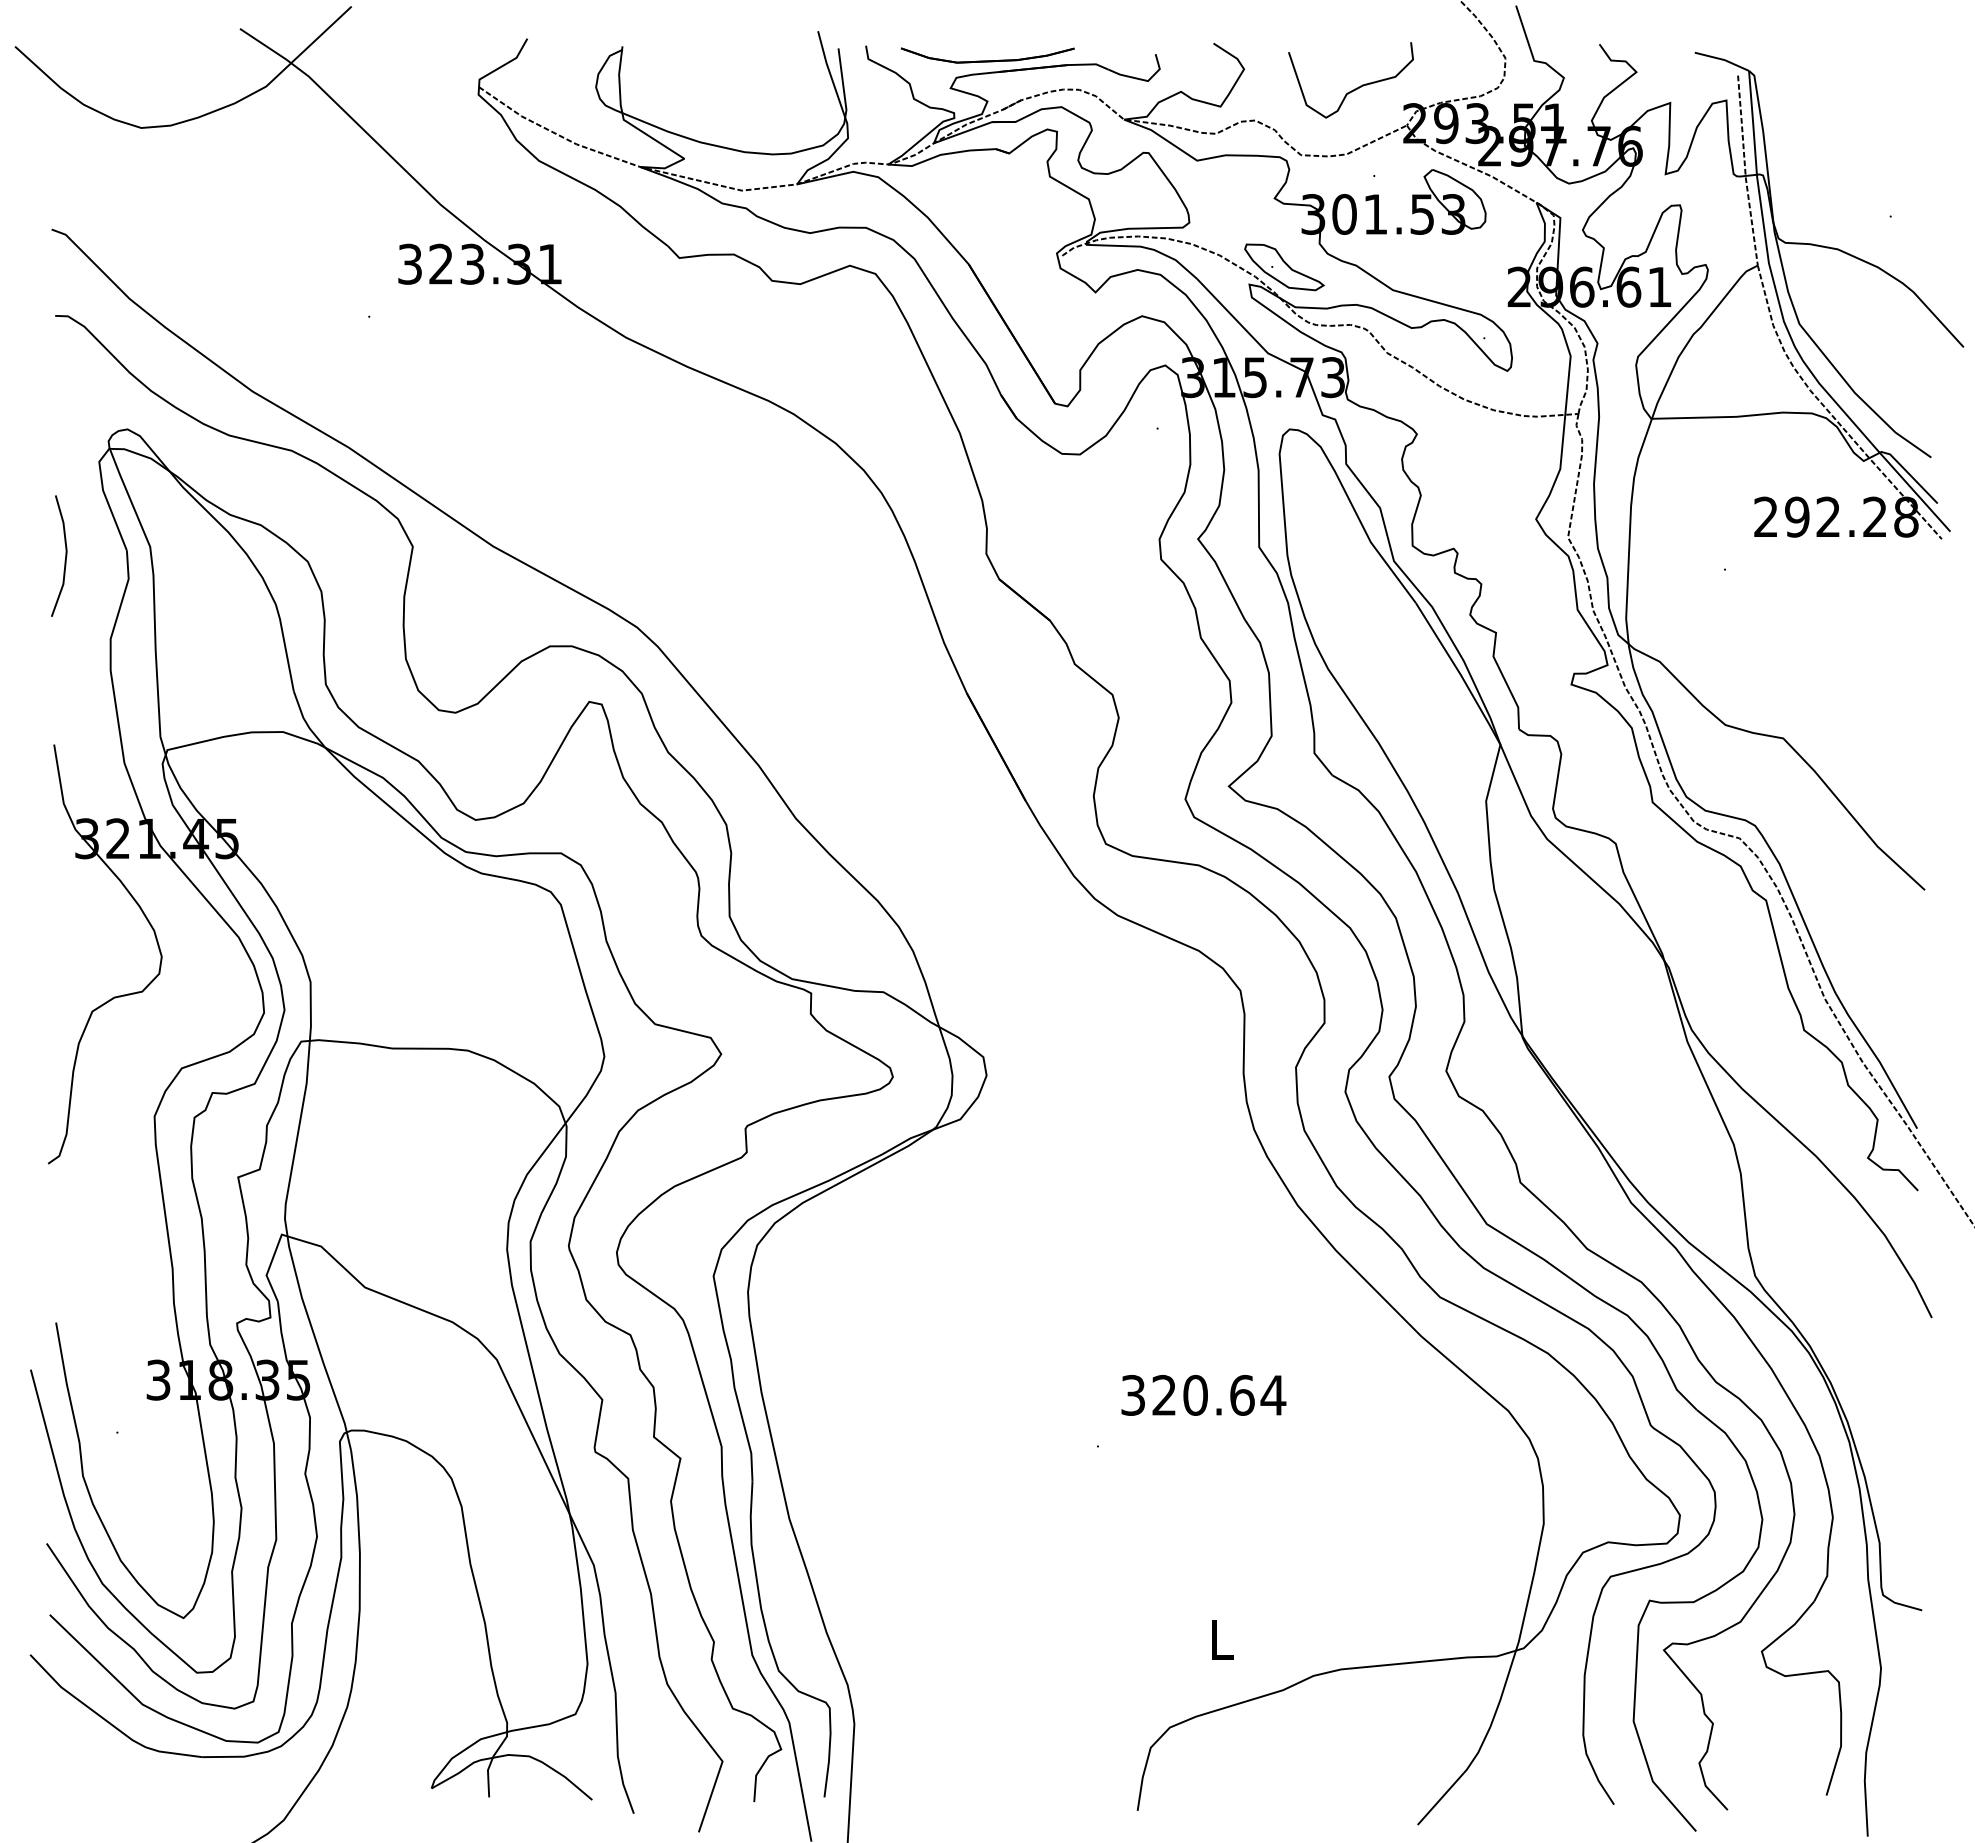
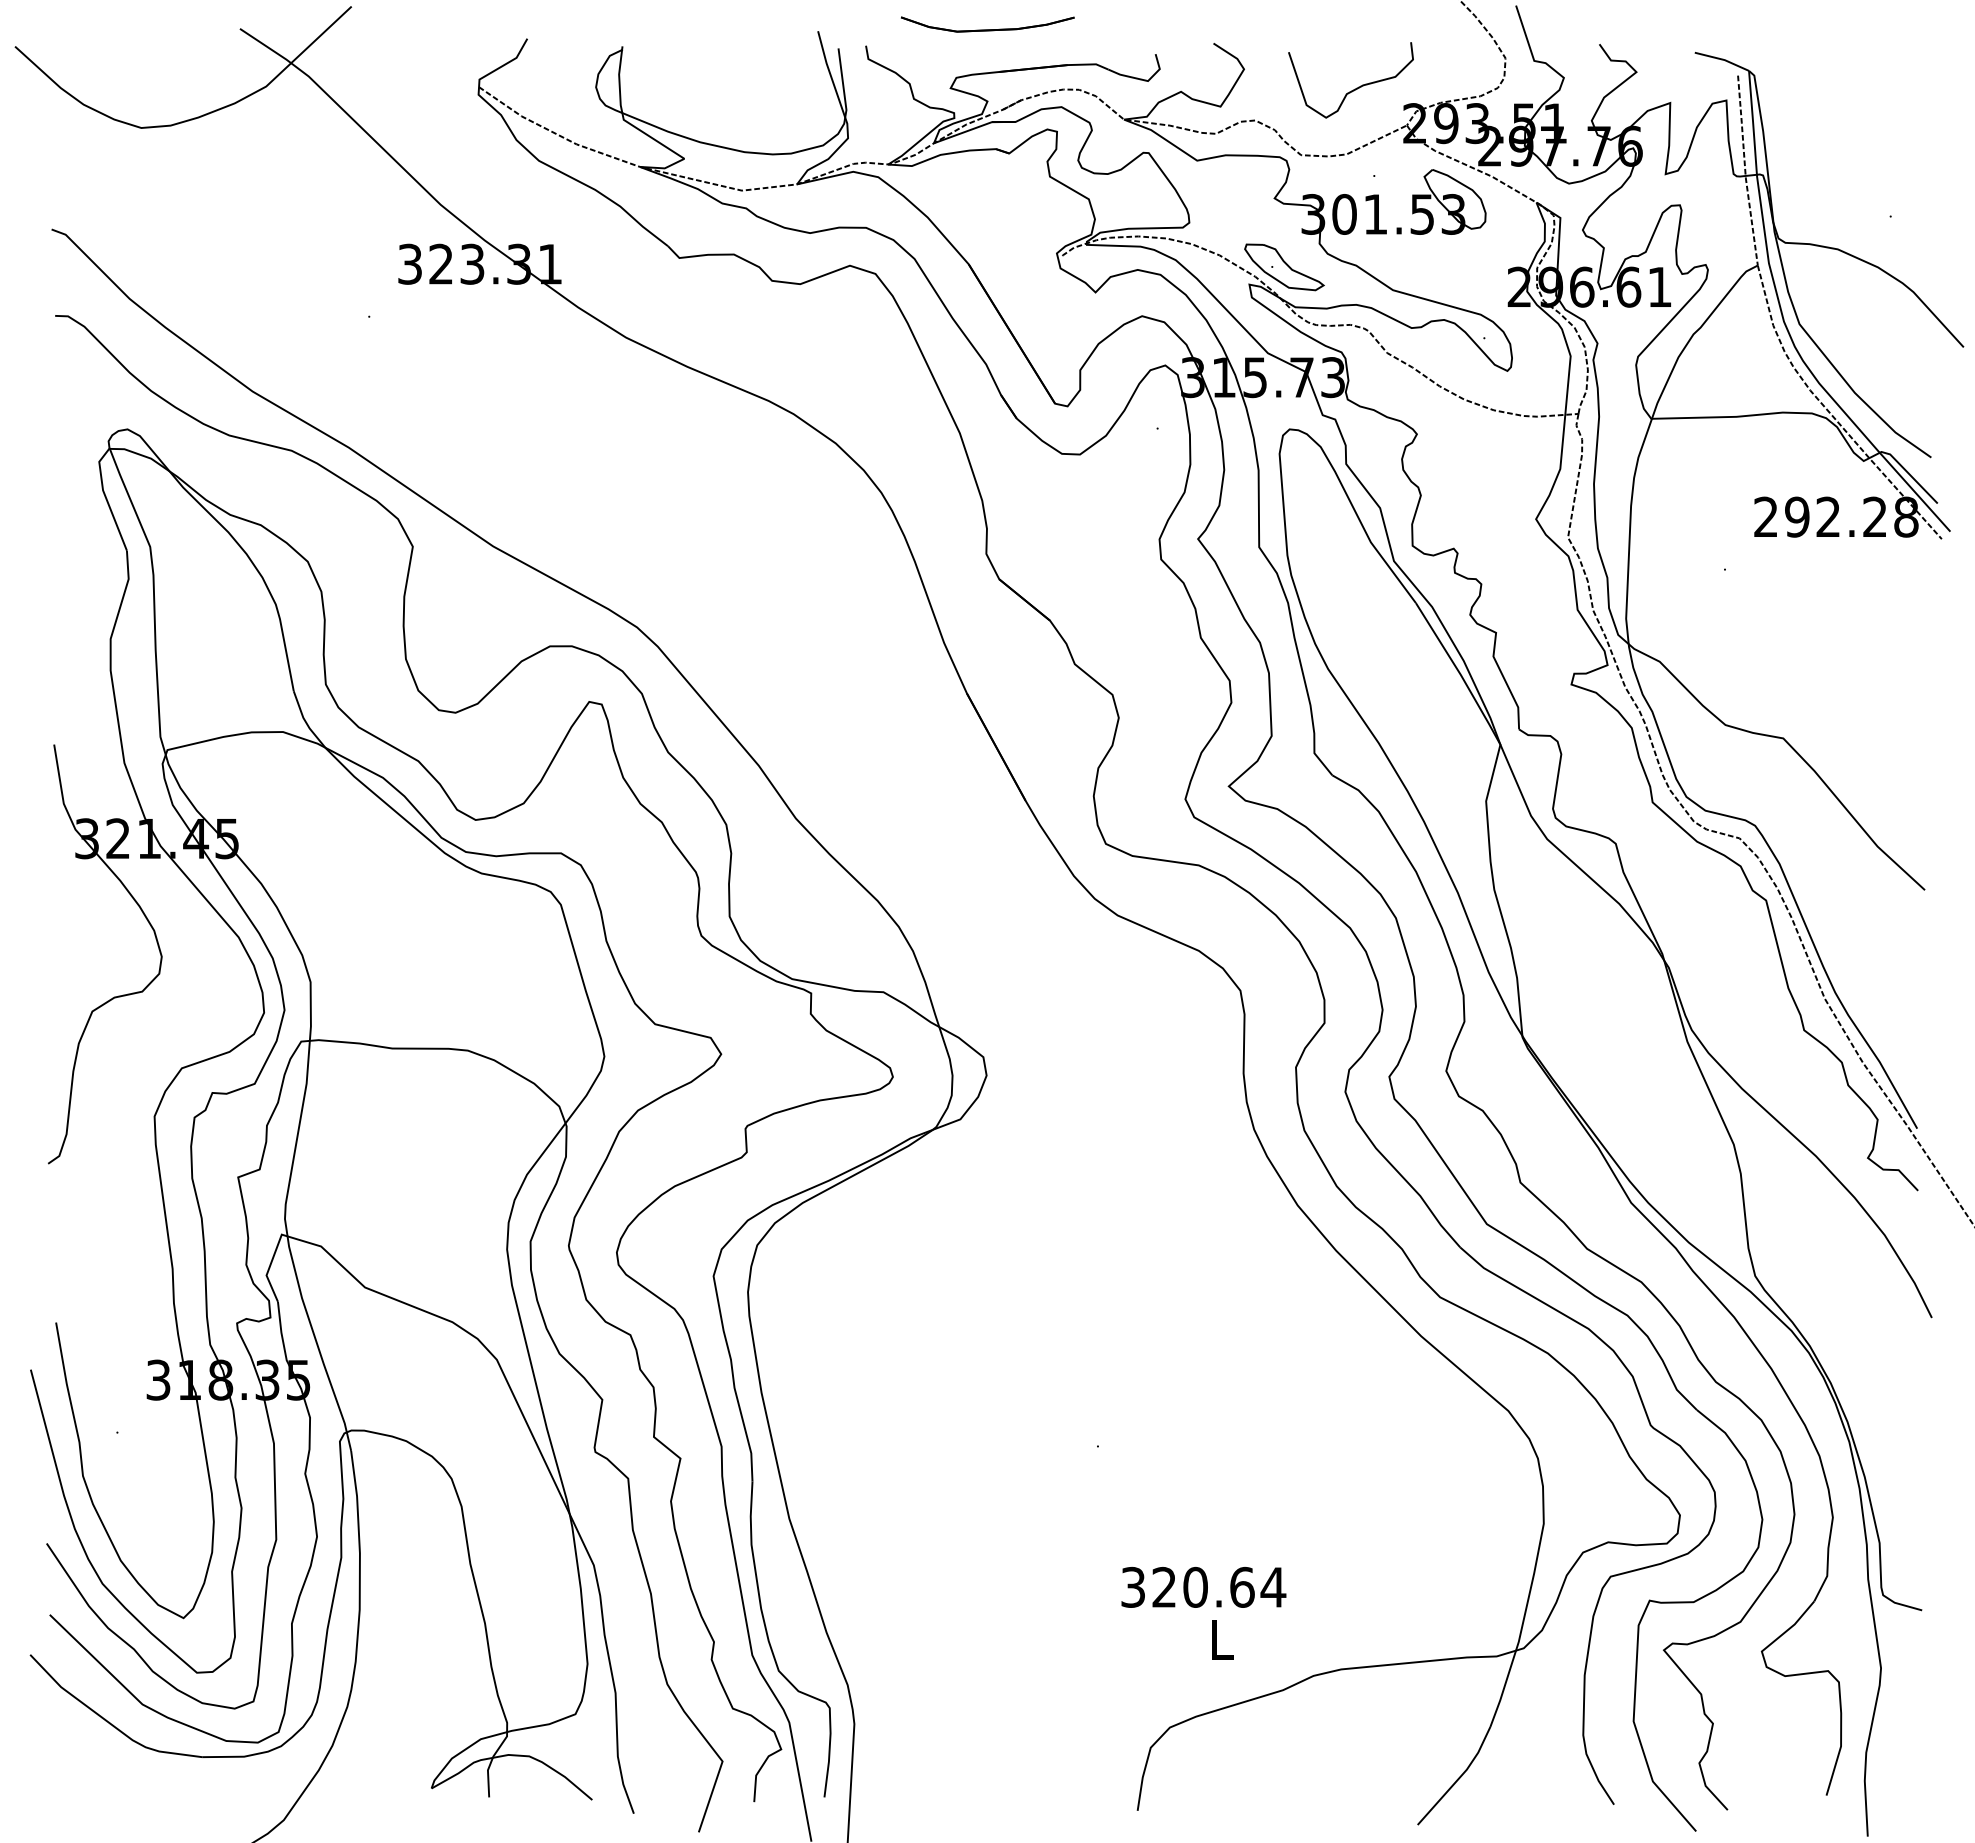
part position: (987, 55) -> (987, 24) (987, 24)
line: present -> none (65, 555)
text position: (1203, 1395) -> (1203, 1587) (1203, 1587)
